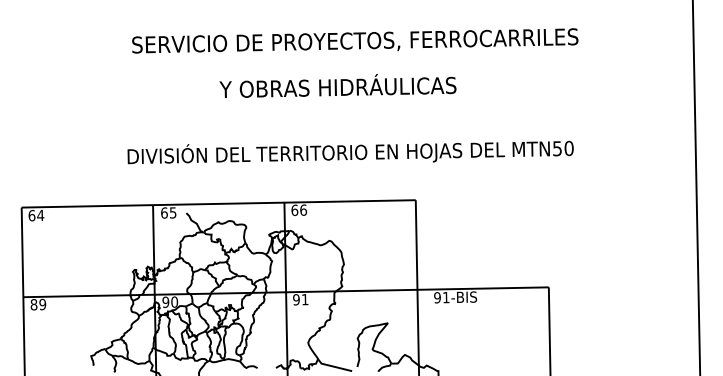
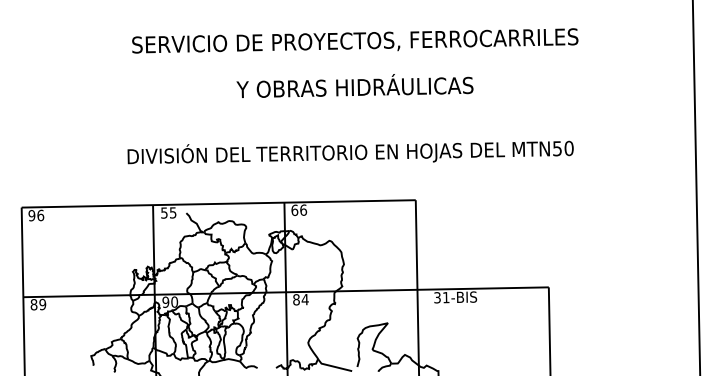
text position: (337, 85) -> (354, 85) (354, 85)
text: 65 -> 55 (164, 212)
text: 64 -> 96 (36, 215)
text: 91-BIS -> 31-BIS (437, 297)
text: 91 -> 84 (300, 299)
